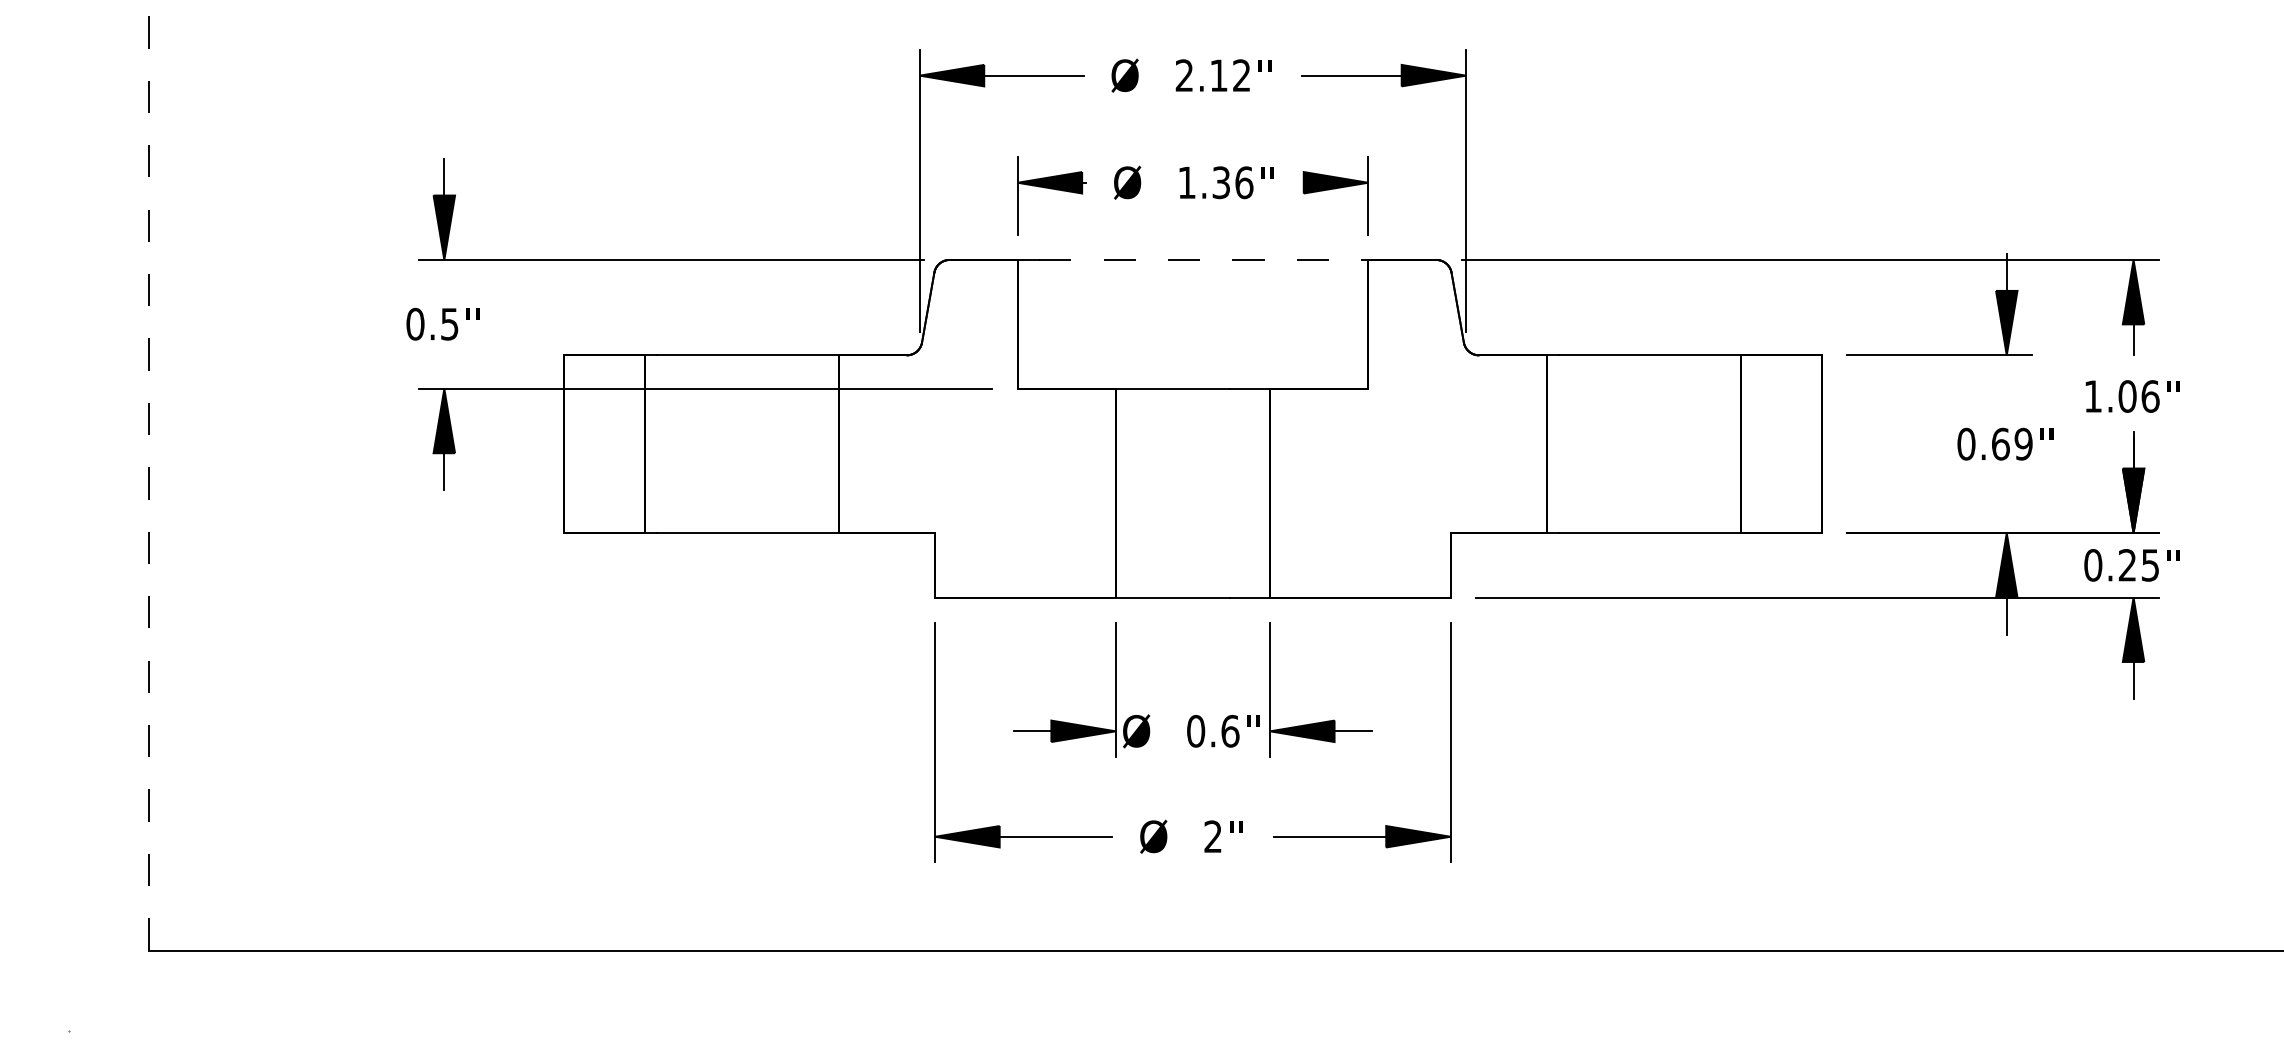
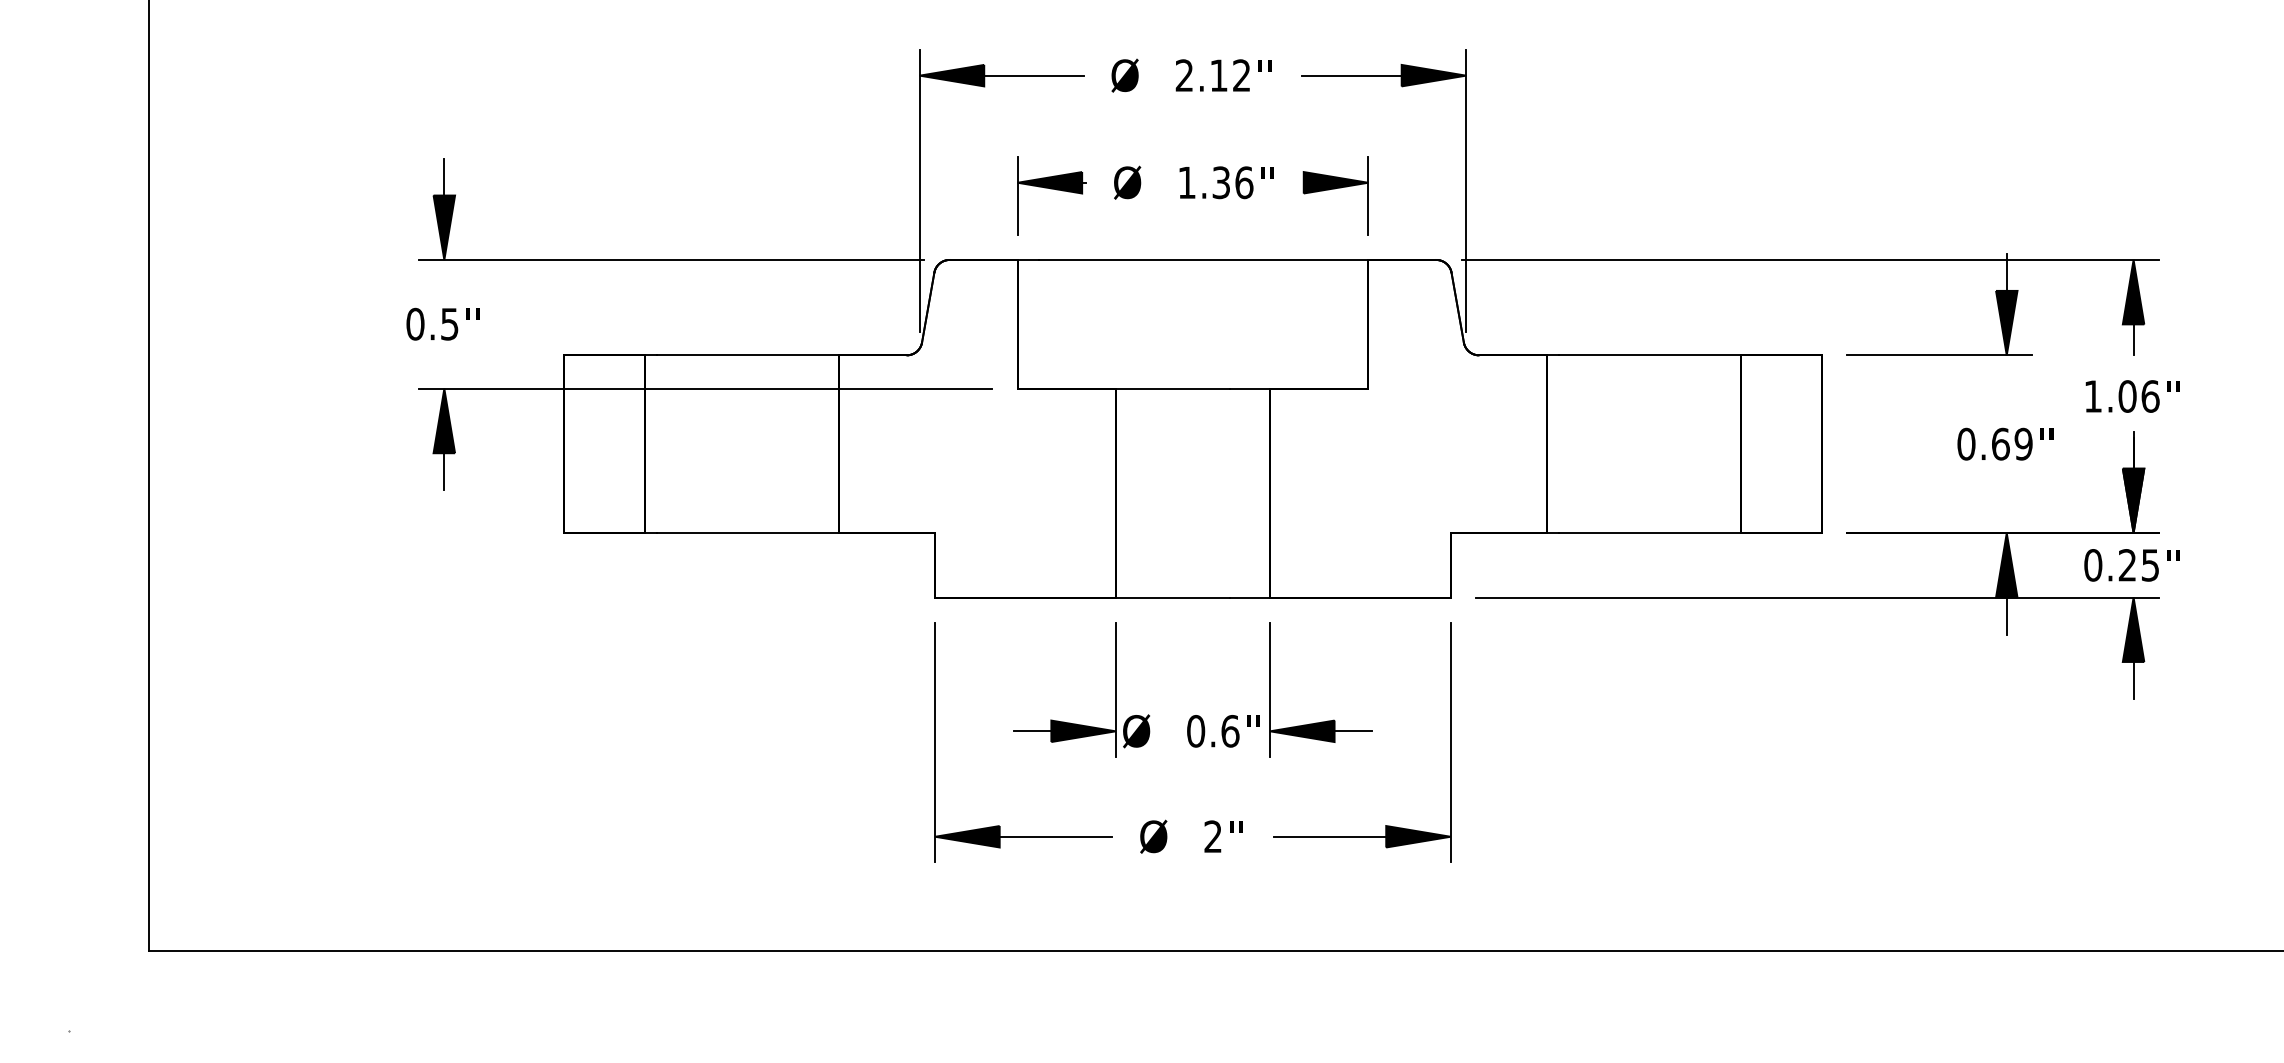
line: dashed -> solid (1203, 259)
line: dashed -> solid (149, 475)
